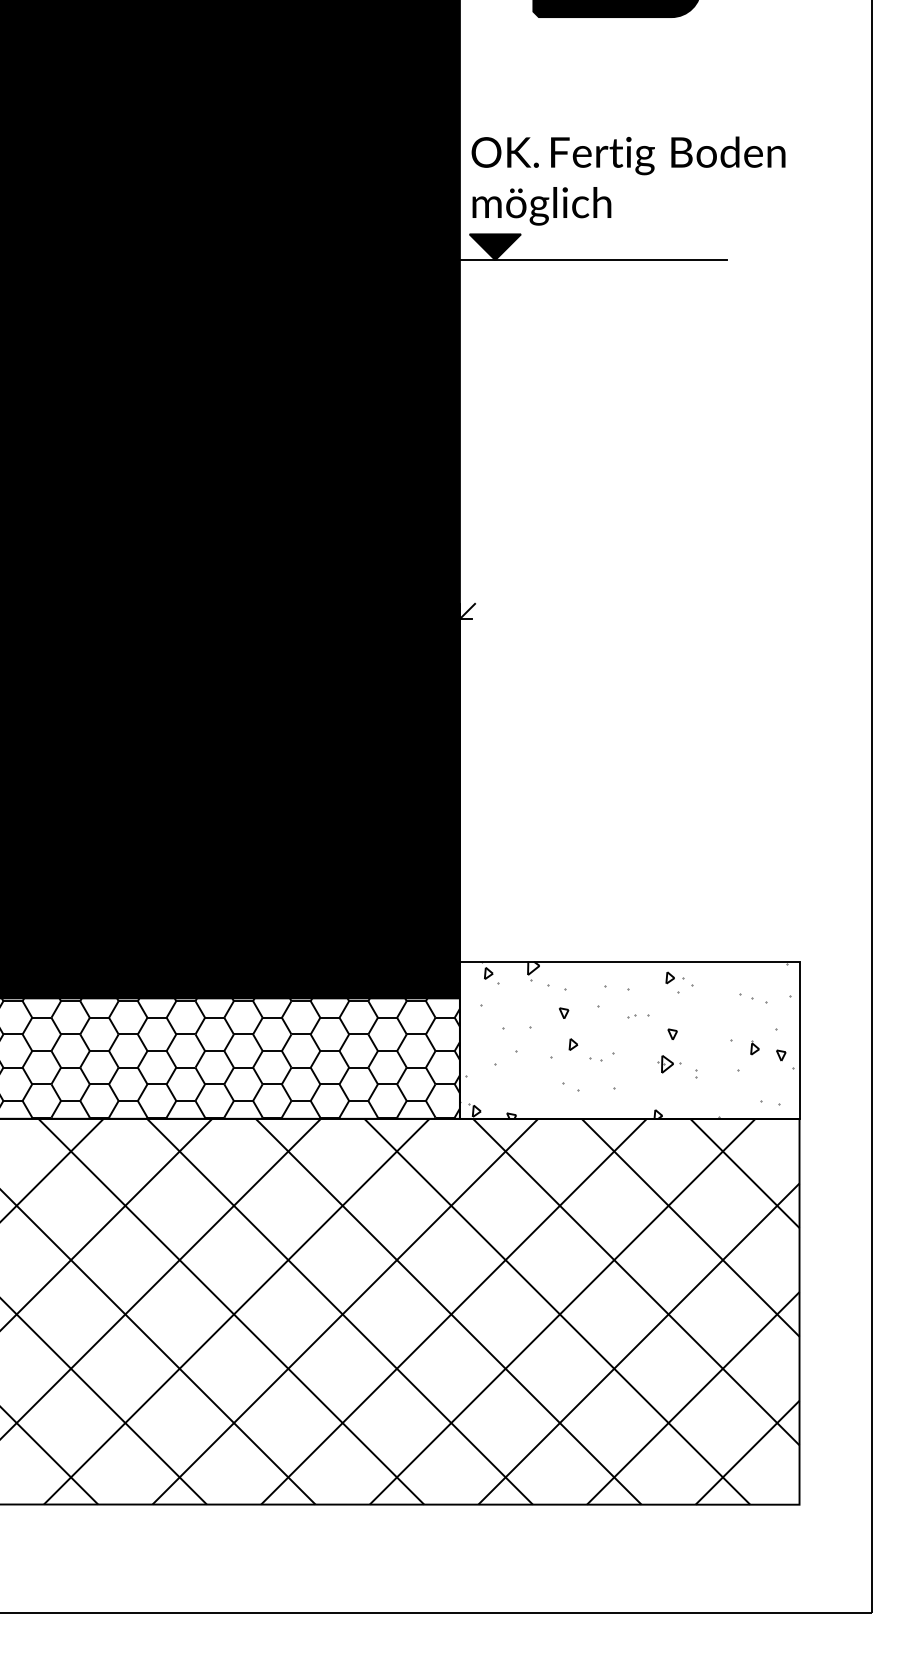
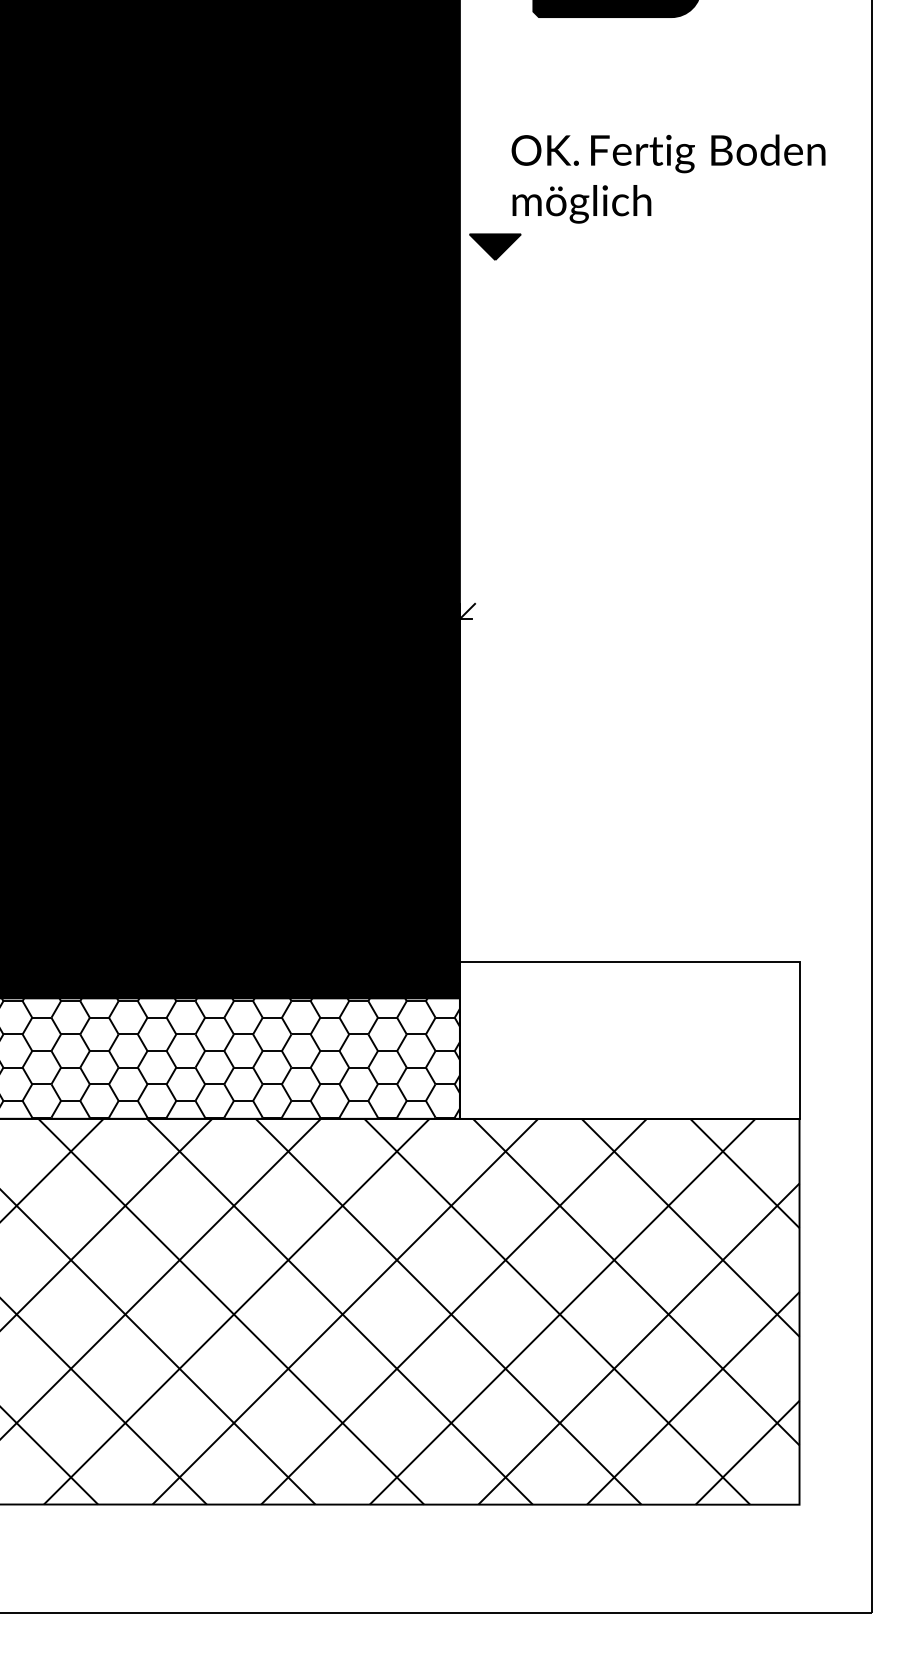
text position: (628, 180) -> (668, 178) (668, 178)
line: present -> none (592, 260)
hatch: present -> none (625, 1040)
